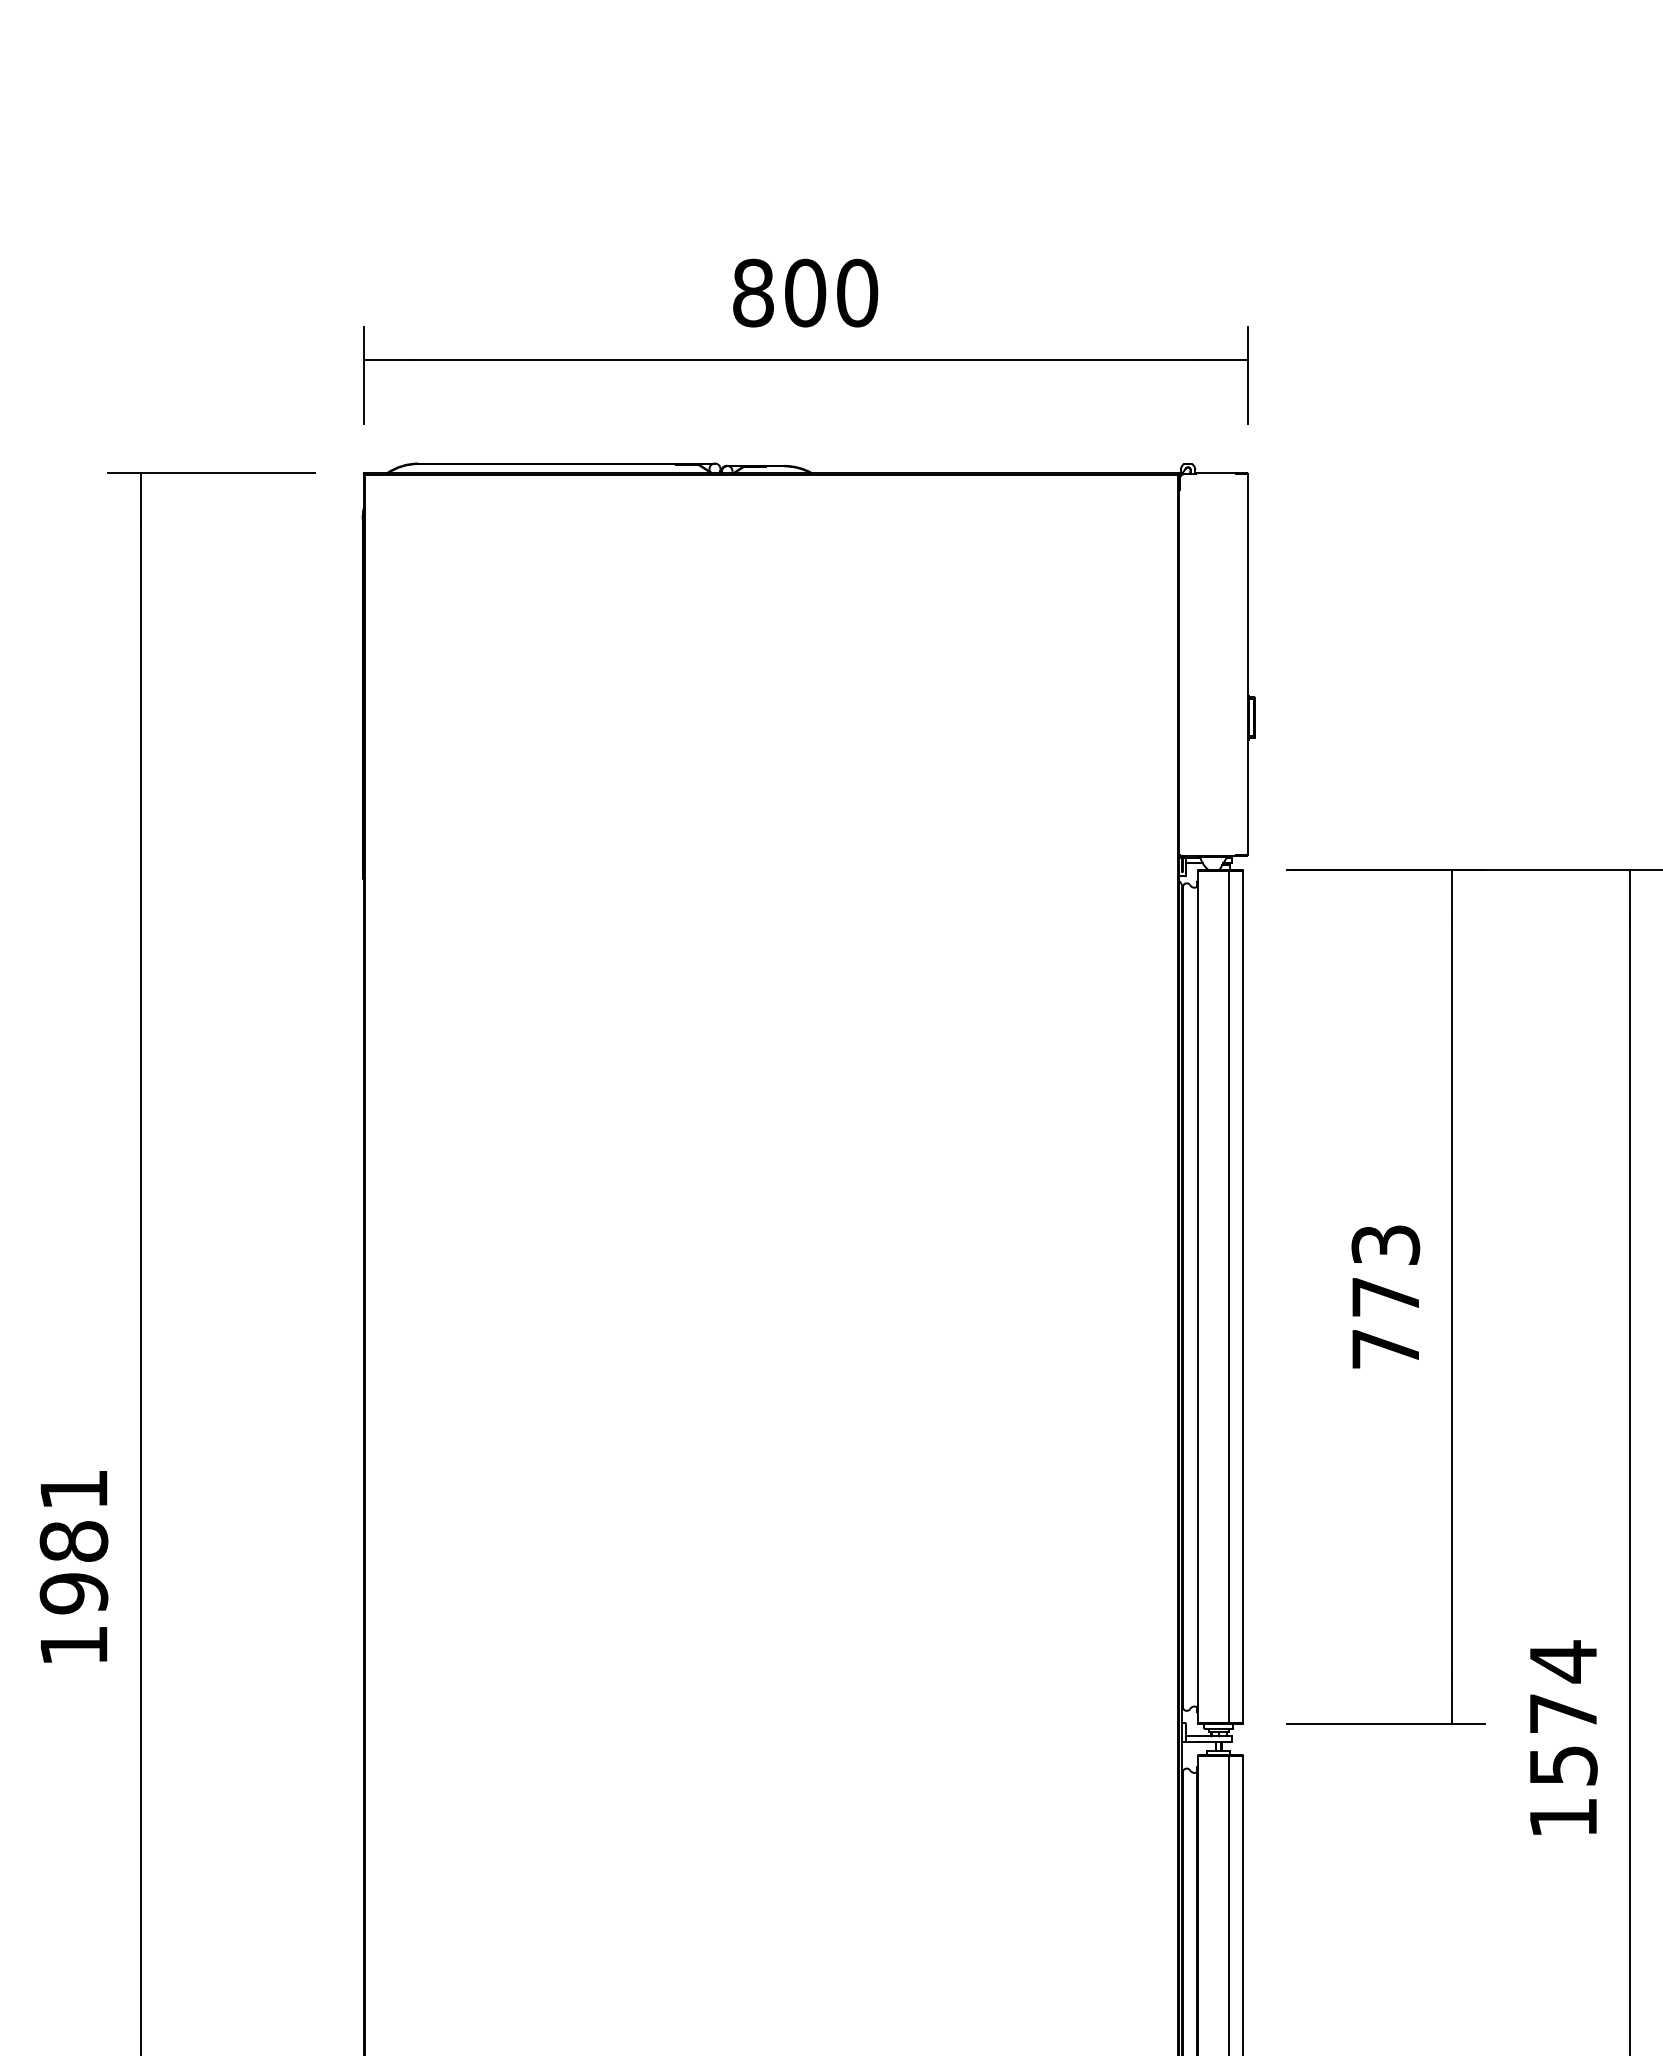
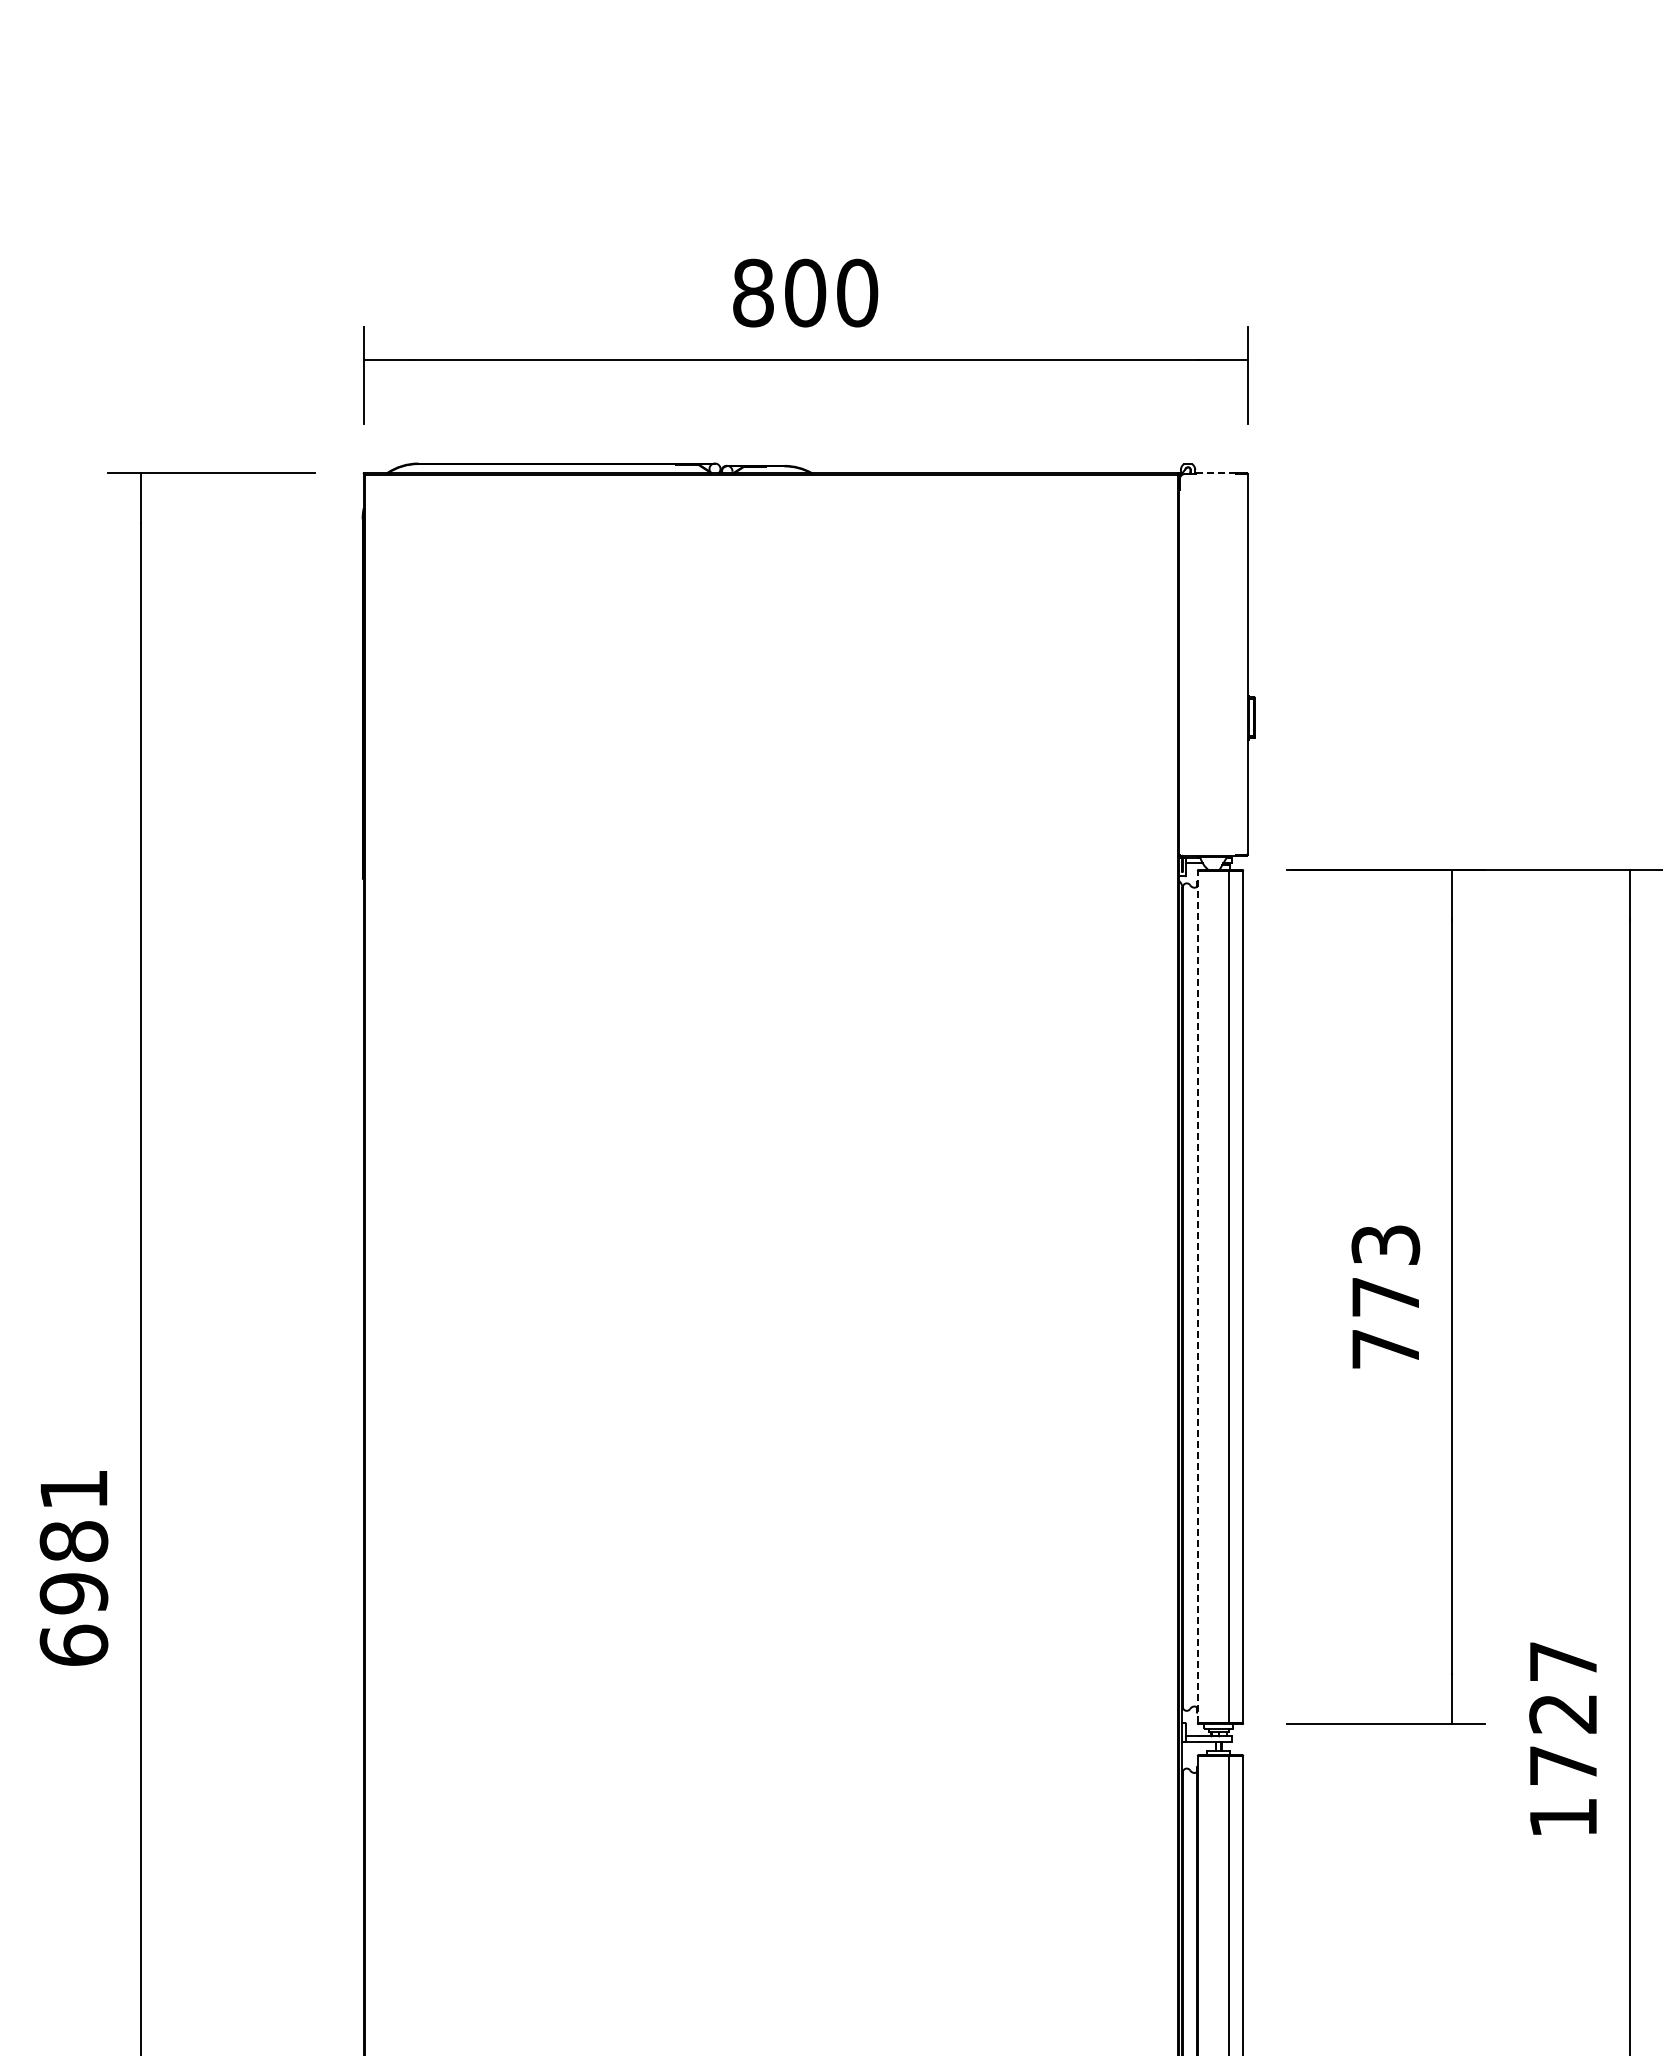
line: solid -> dashed (1216, 473)
line: solid -> dashed (1197, 1296)
text: 1981 -> 6981 (73, 1644)
text: 1574 -> 1727 (1563, 1712)
